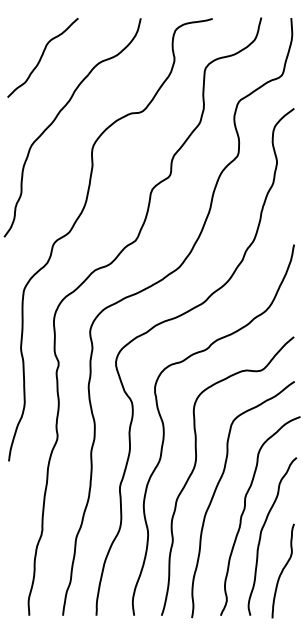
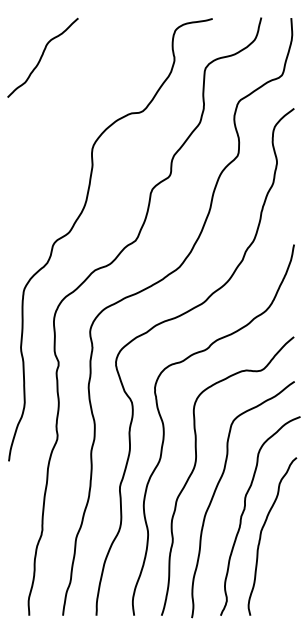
curve: present -> none (57, 117)
curve: present -> none (282, 570)
